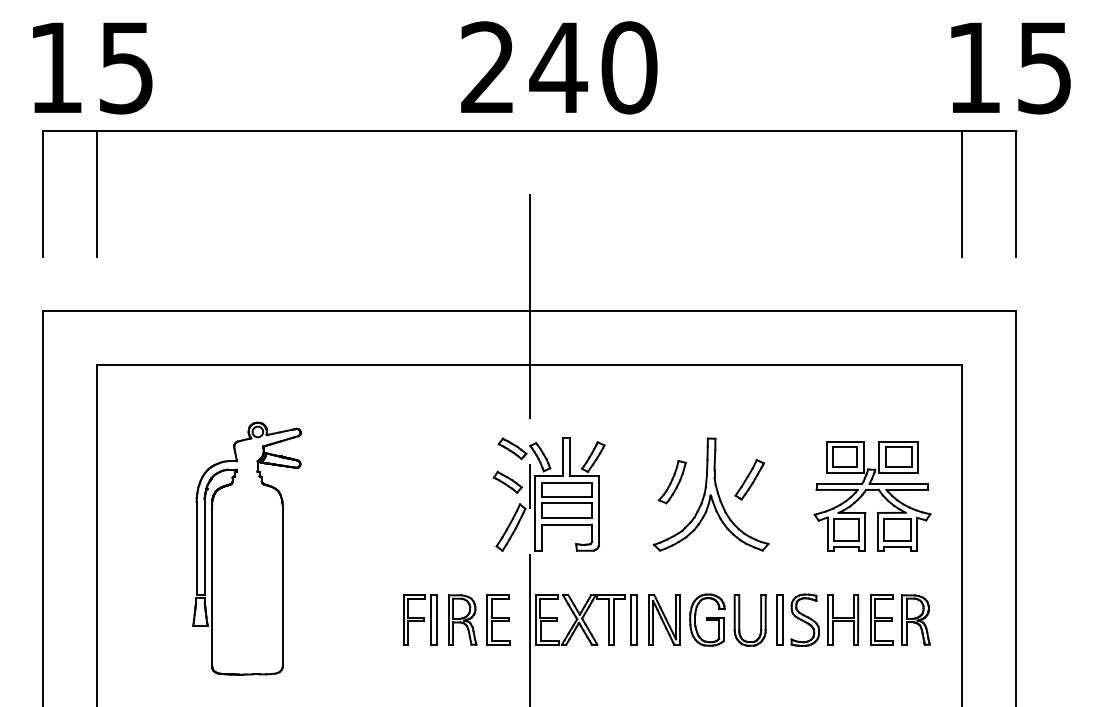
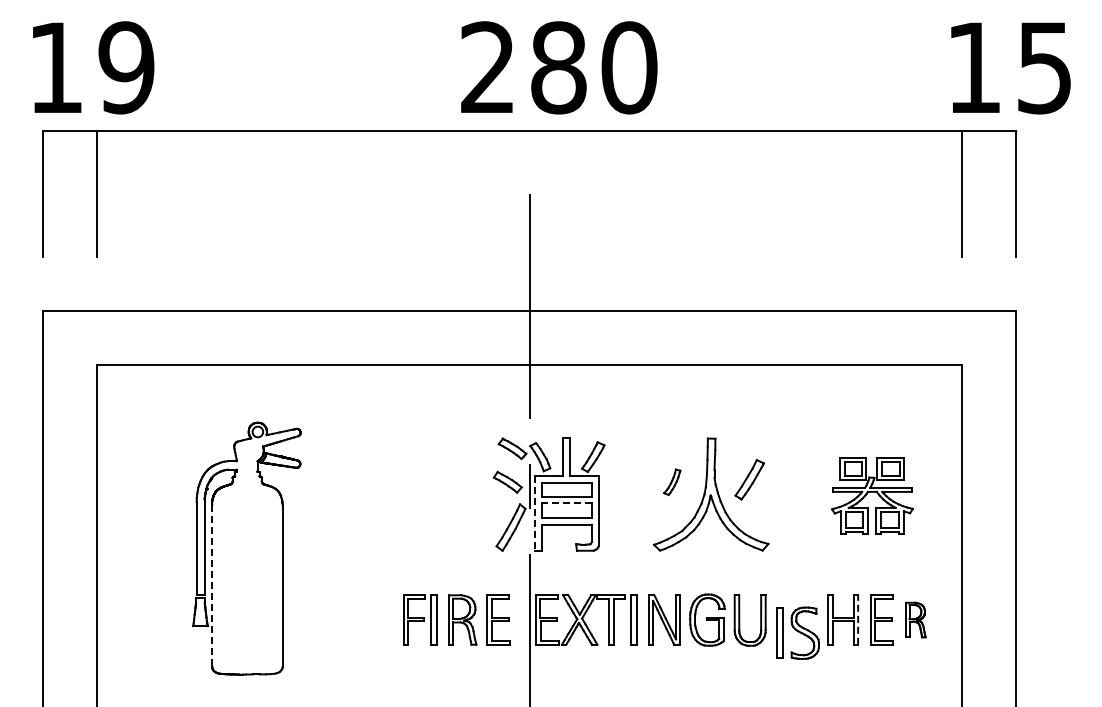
text: 15 -> 19 (126, 67)
text: 240 -> 280 (558, 67)
part size: 30x45 px -> 19x28 px (672, 481)
part size: 119x111 px -> 84x78 px (872, 495)
line: solid -> dashed (566, 503)
line: solid -> dashed (534, 513)
line: solid -> dashed (212, 585)
part position: (797, 619) -> (797, 632) (797, 632)
part size: 30x52 px -> 22x38 px (915, 619)
line: solid -> dashed (858, 620)
